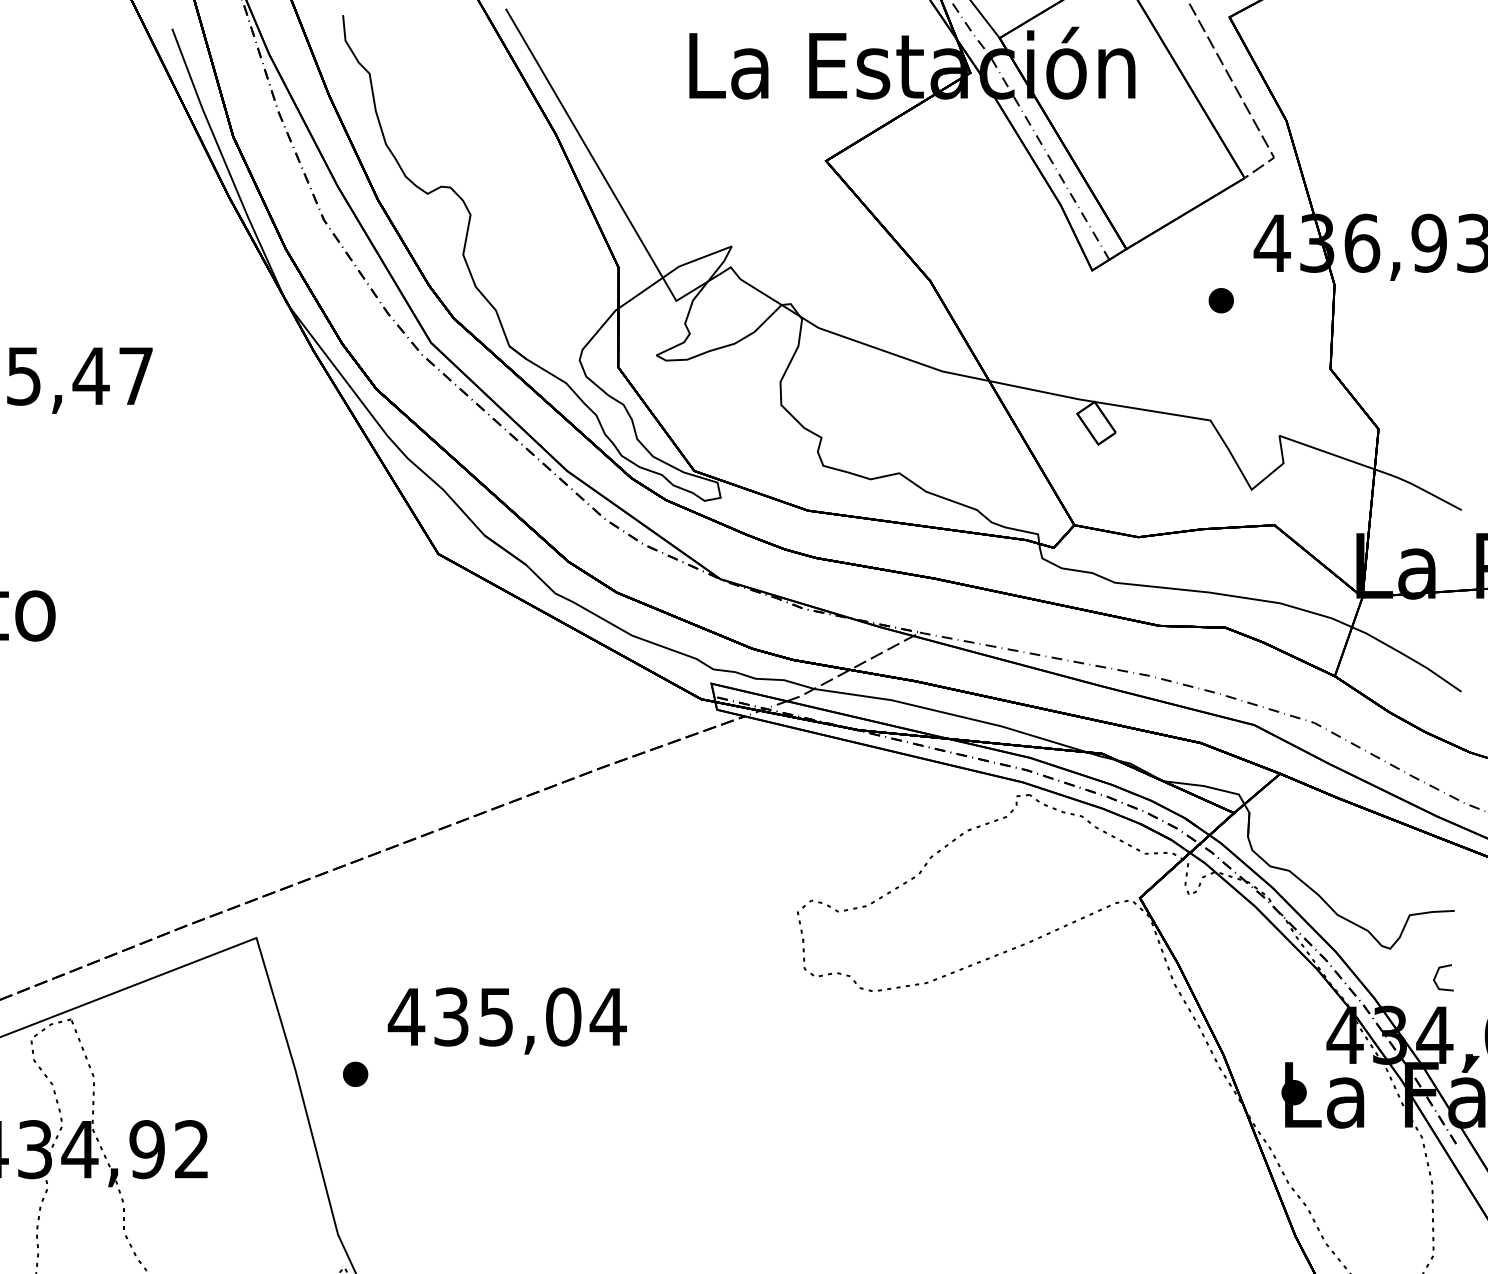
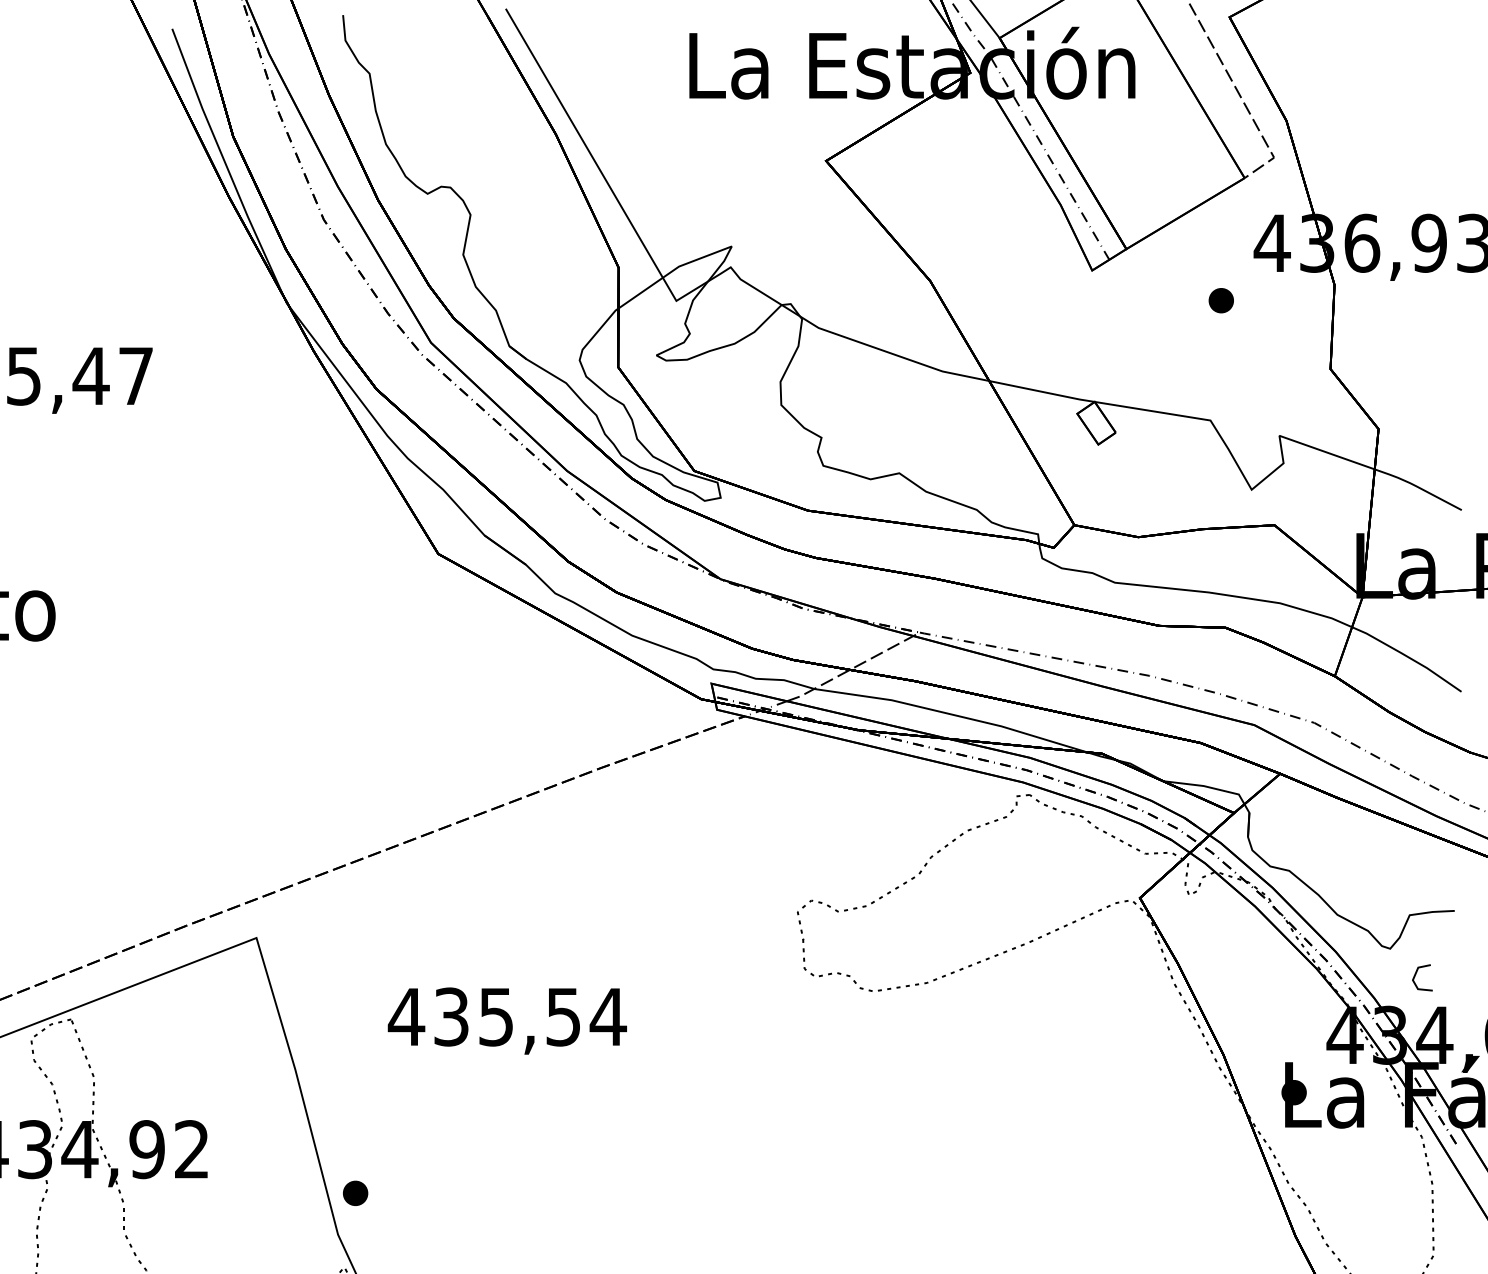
line position: (1437, 974) -> (1416, 974) (1416, 974)
text: 435,04 -> 435,54 (563, 1016)
part position: (355, 1073) -> (355, 1192) (355, 1192)
